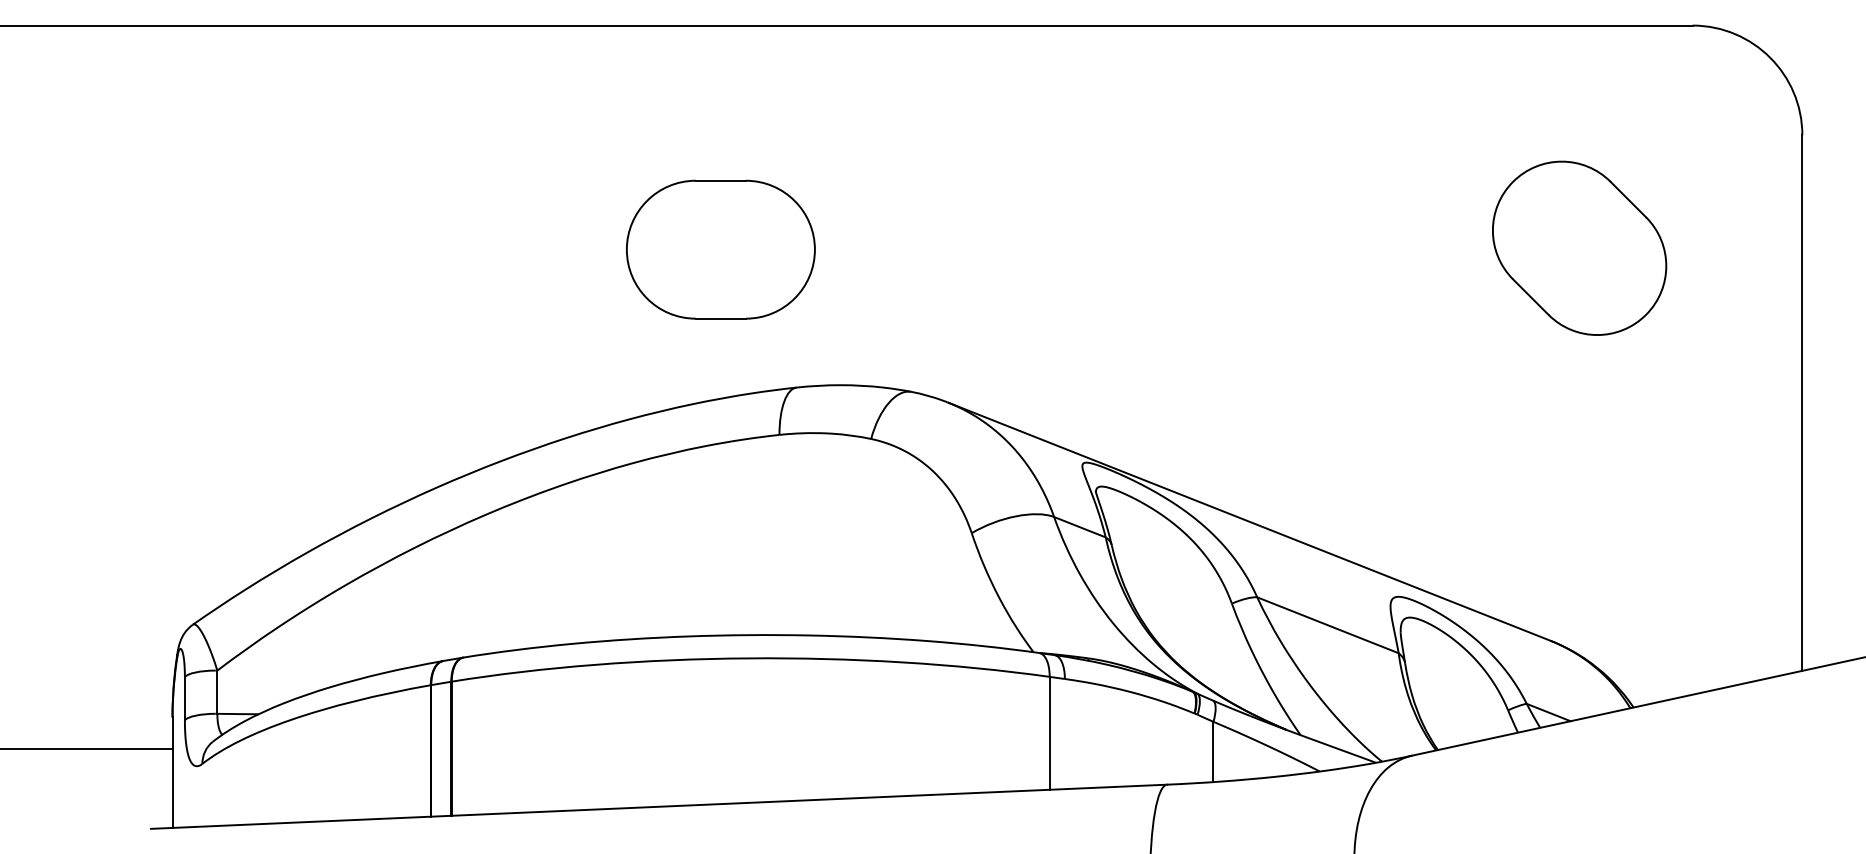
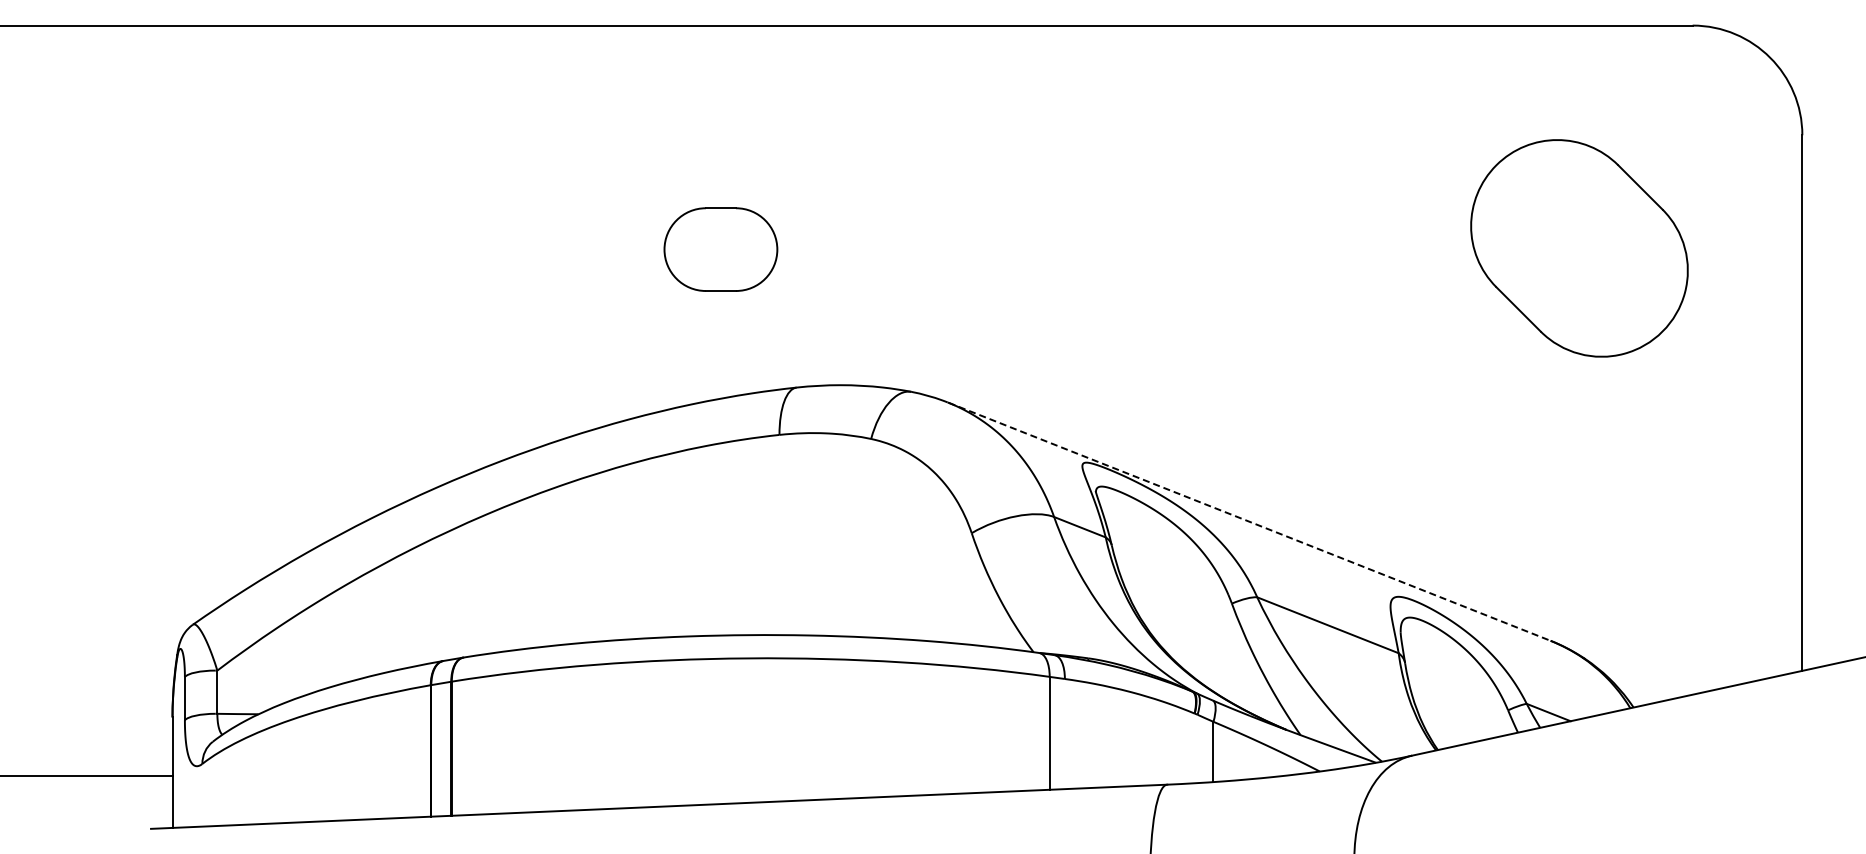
part size: 176x176 px -> 219x219 px (1579, 248)
part size: 190x141 px -> 116x85 px (720, 249)
line: solid -> dashed (1249, 521)
line position: (87, 748) -> (87, 775) (87, 775)
